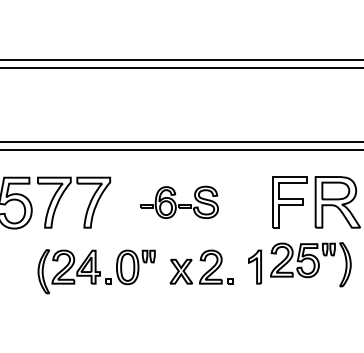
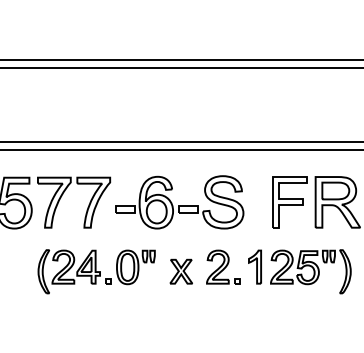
part size: 79x34 px -> 130x55 px (179, 202)
part position: (310, 264) -> (310, 271) (310, 271)
part position: (216, 266) -> (223, 266) (223, 266)
